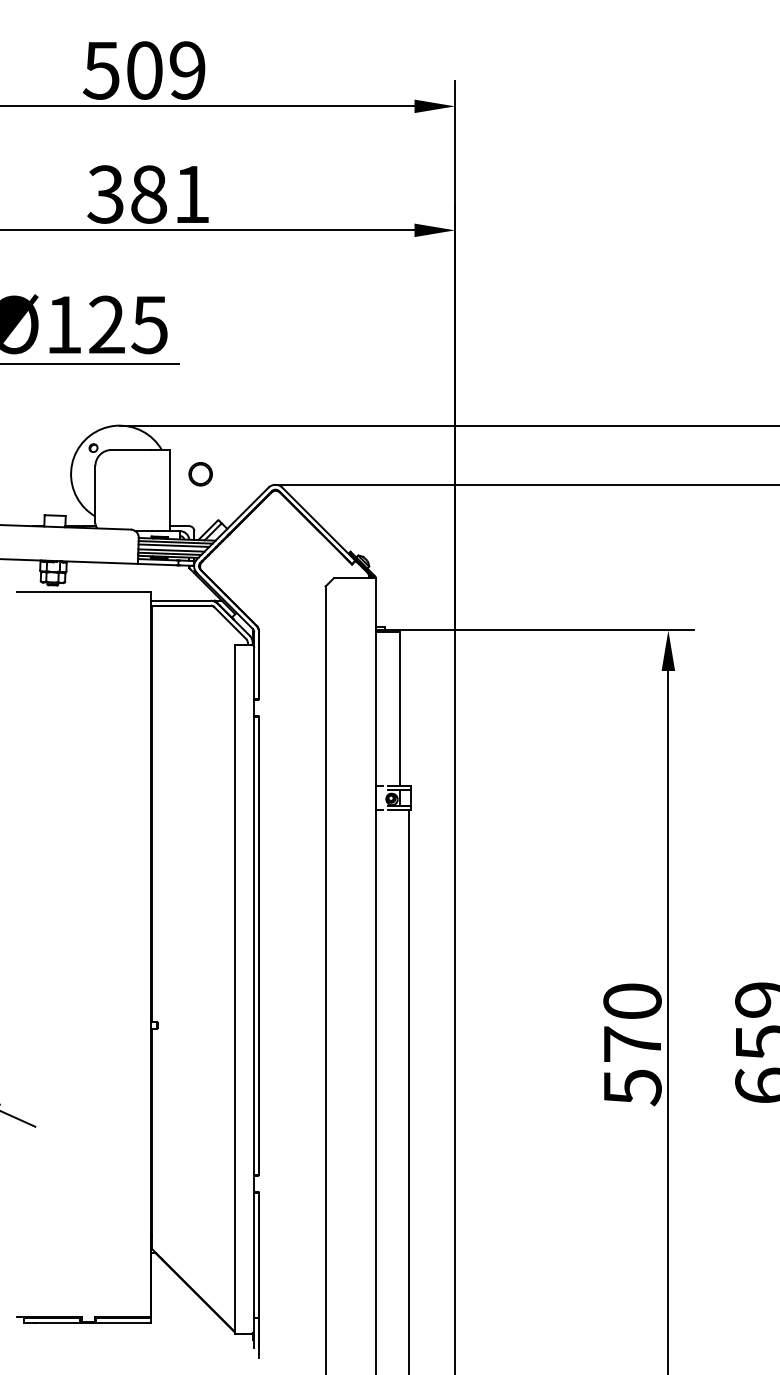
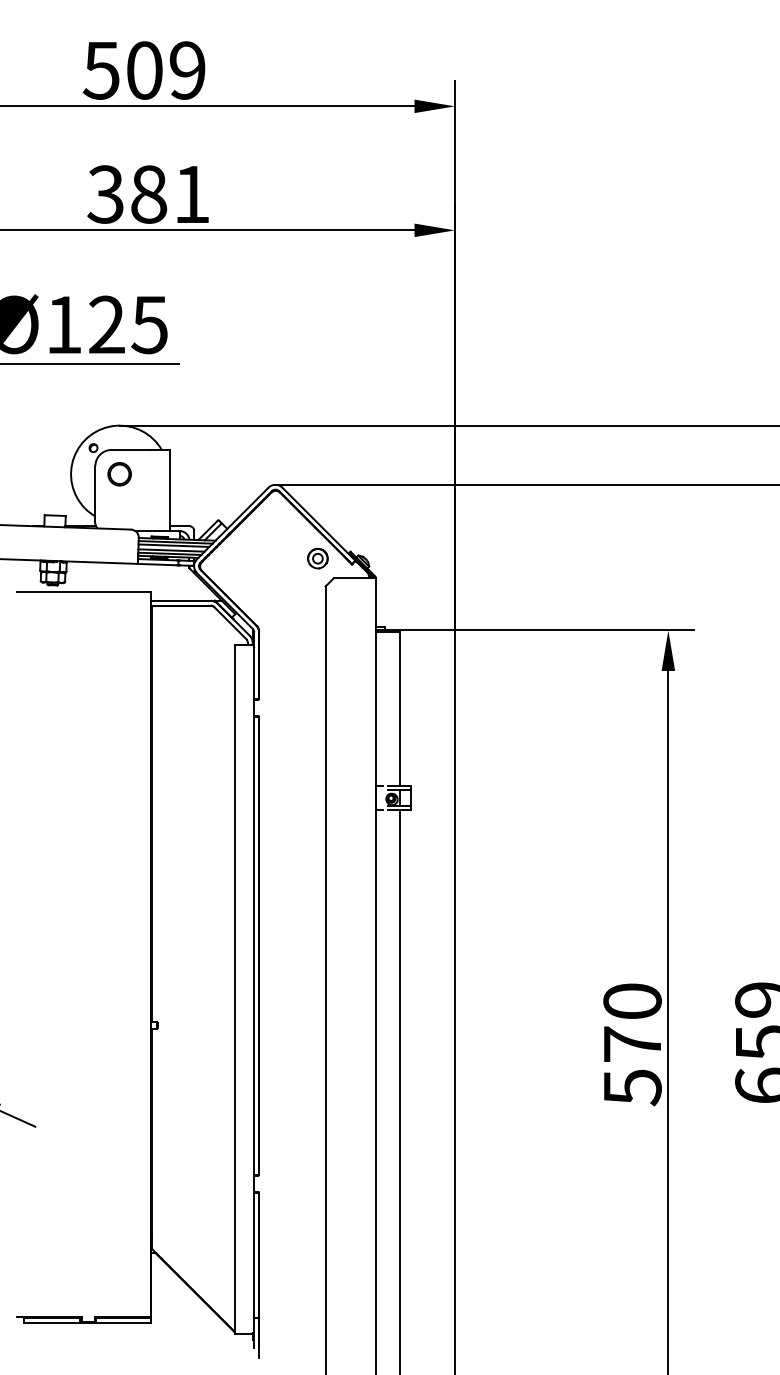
part position: (200, 474) -> (119, 474) (119, 474)
part: none -> present (317, 558)
line position: (409, 1090) -> (400, 1090) (400, 1090)
